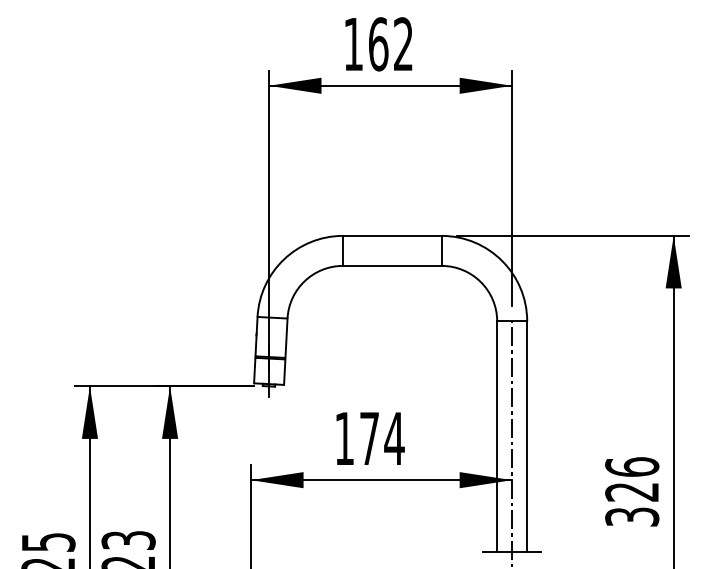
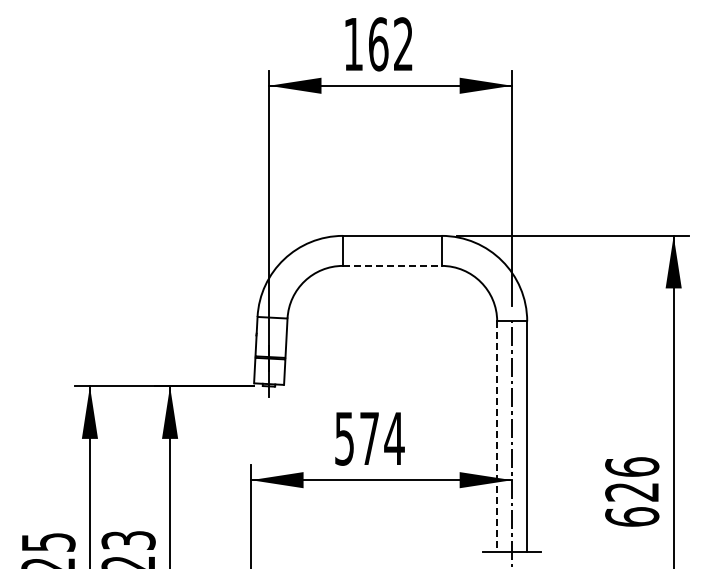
line: solid -> dashed (392, 265)
line: solid -> dashed (497, 437)
text: 174 -> 574 (344, 438)
text: 326 -> 626 (632, 516)
